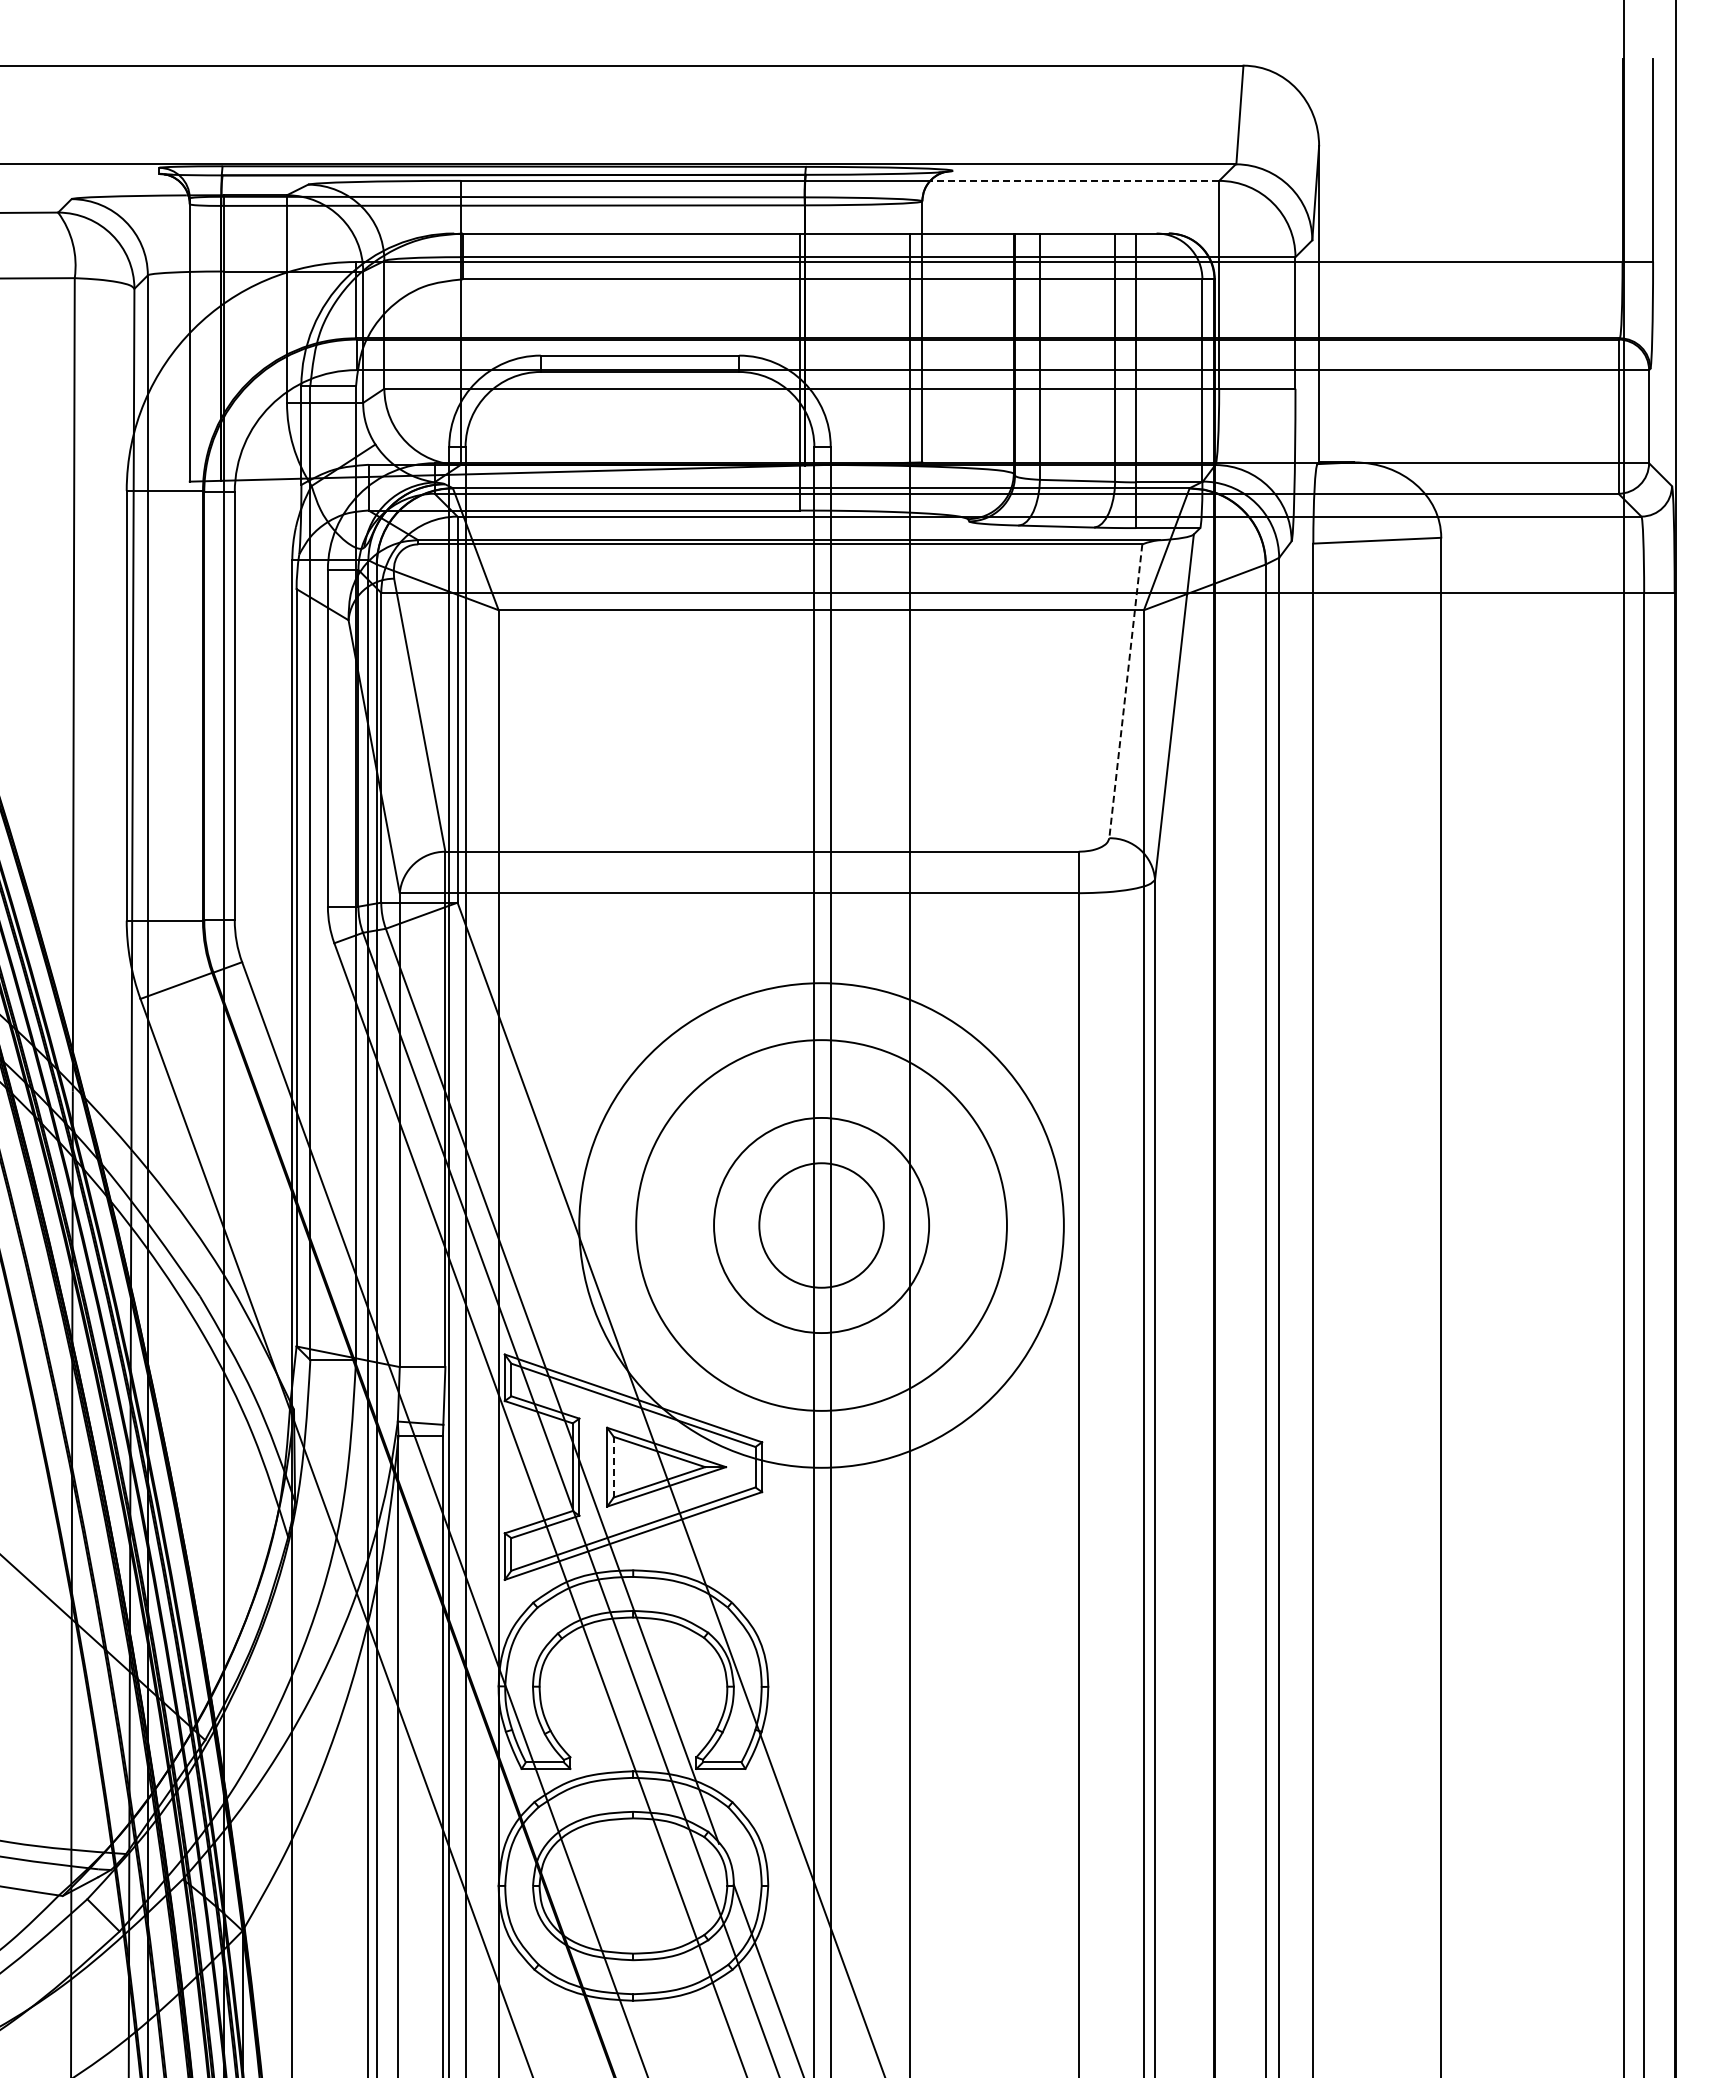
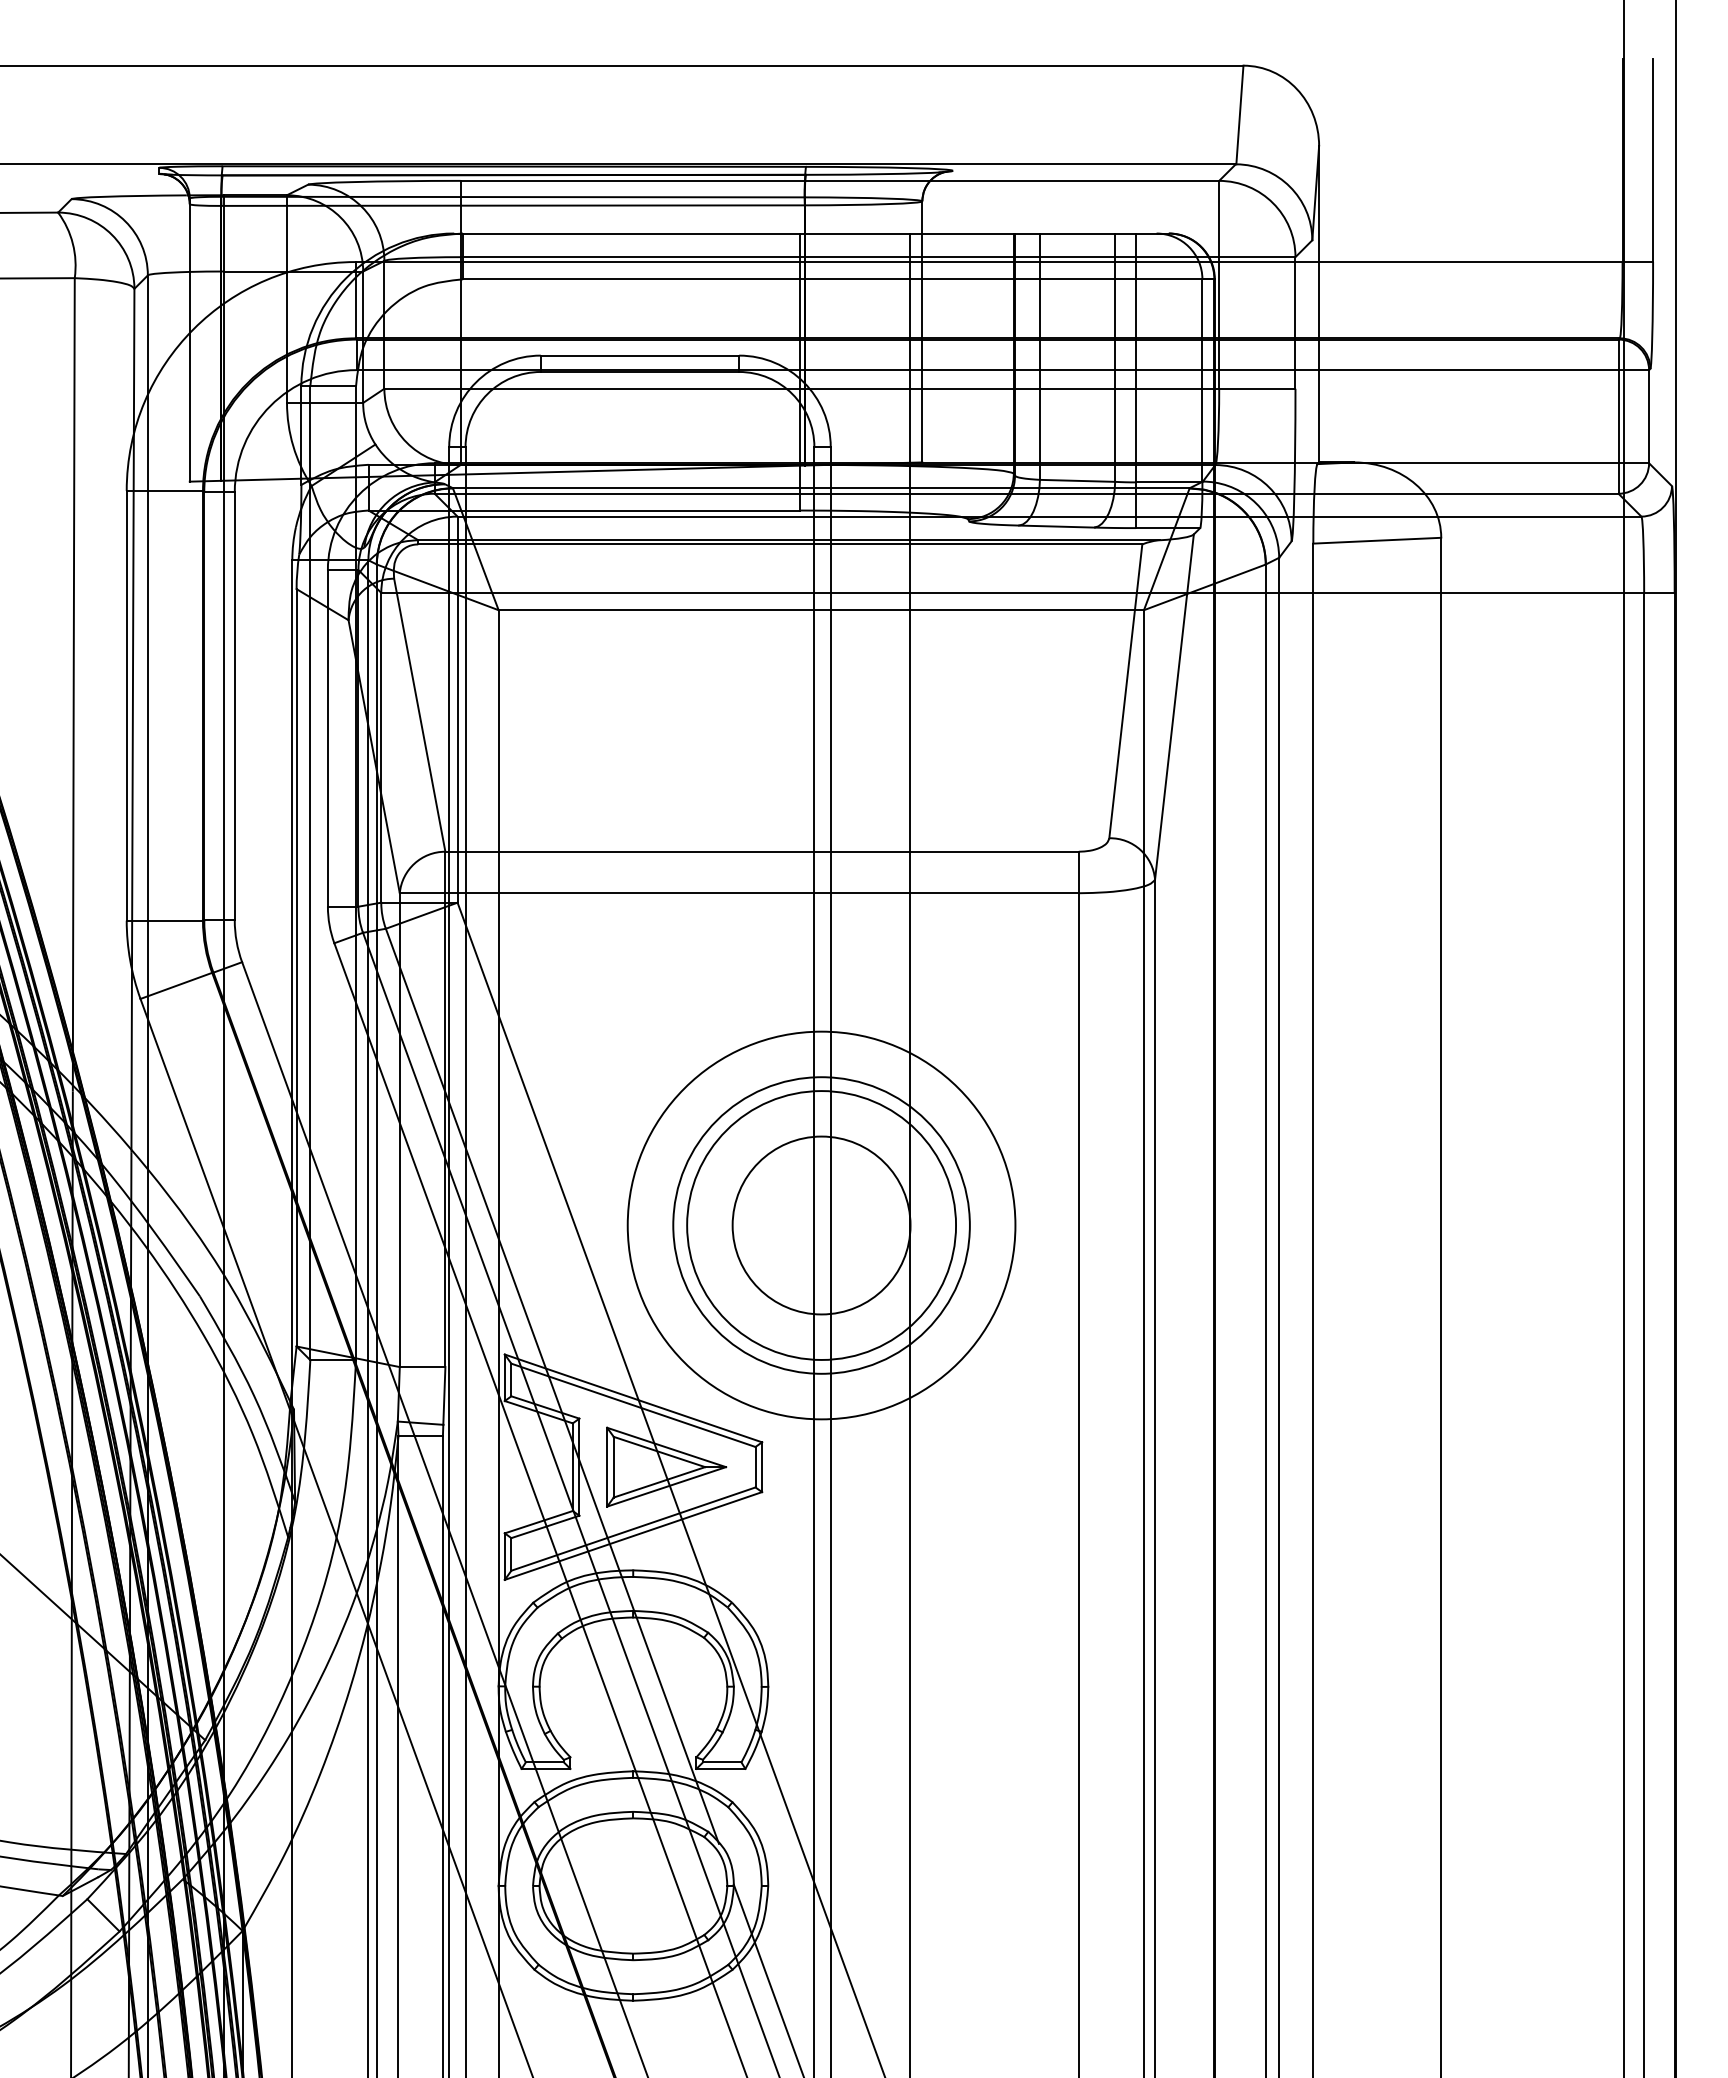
line: dashed -> solid (1074, 180)
line: dashed -> solid (1125, 691)
circle diameter: 125 px -> 178 px (821, 1225)
circle diameter: 215 px -> 269 px (821, 1225)
circle diameter: 371 px -> 297 px (821, 1225)
circle diameter: 485 px -> 388 px (821, 1225)
line: dashed -> solid (613, 1466)
